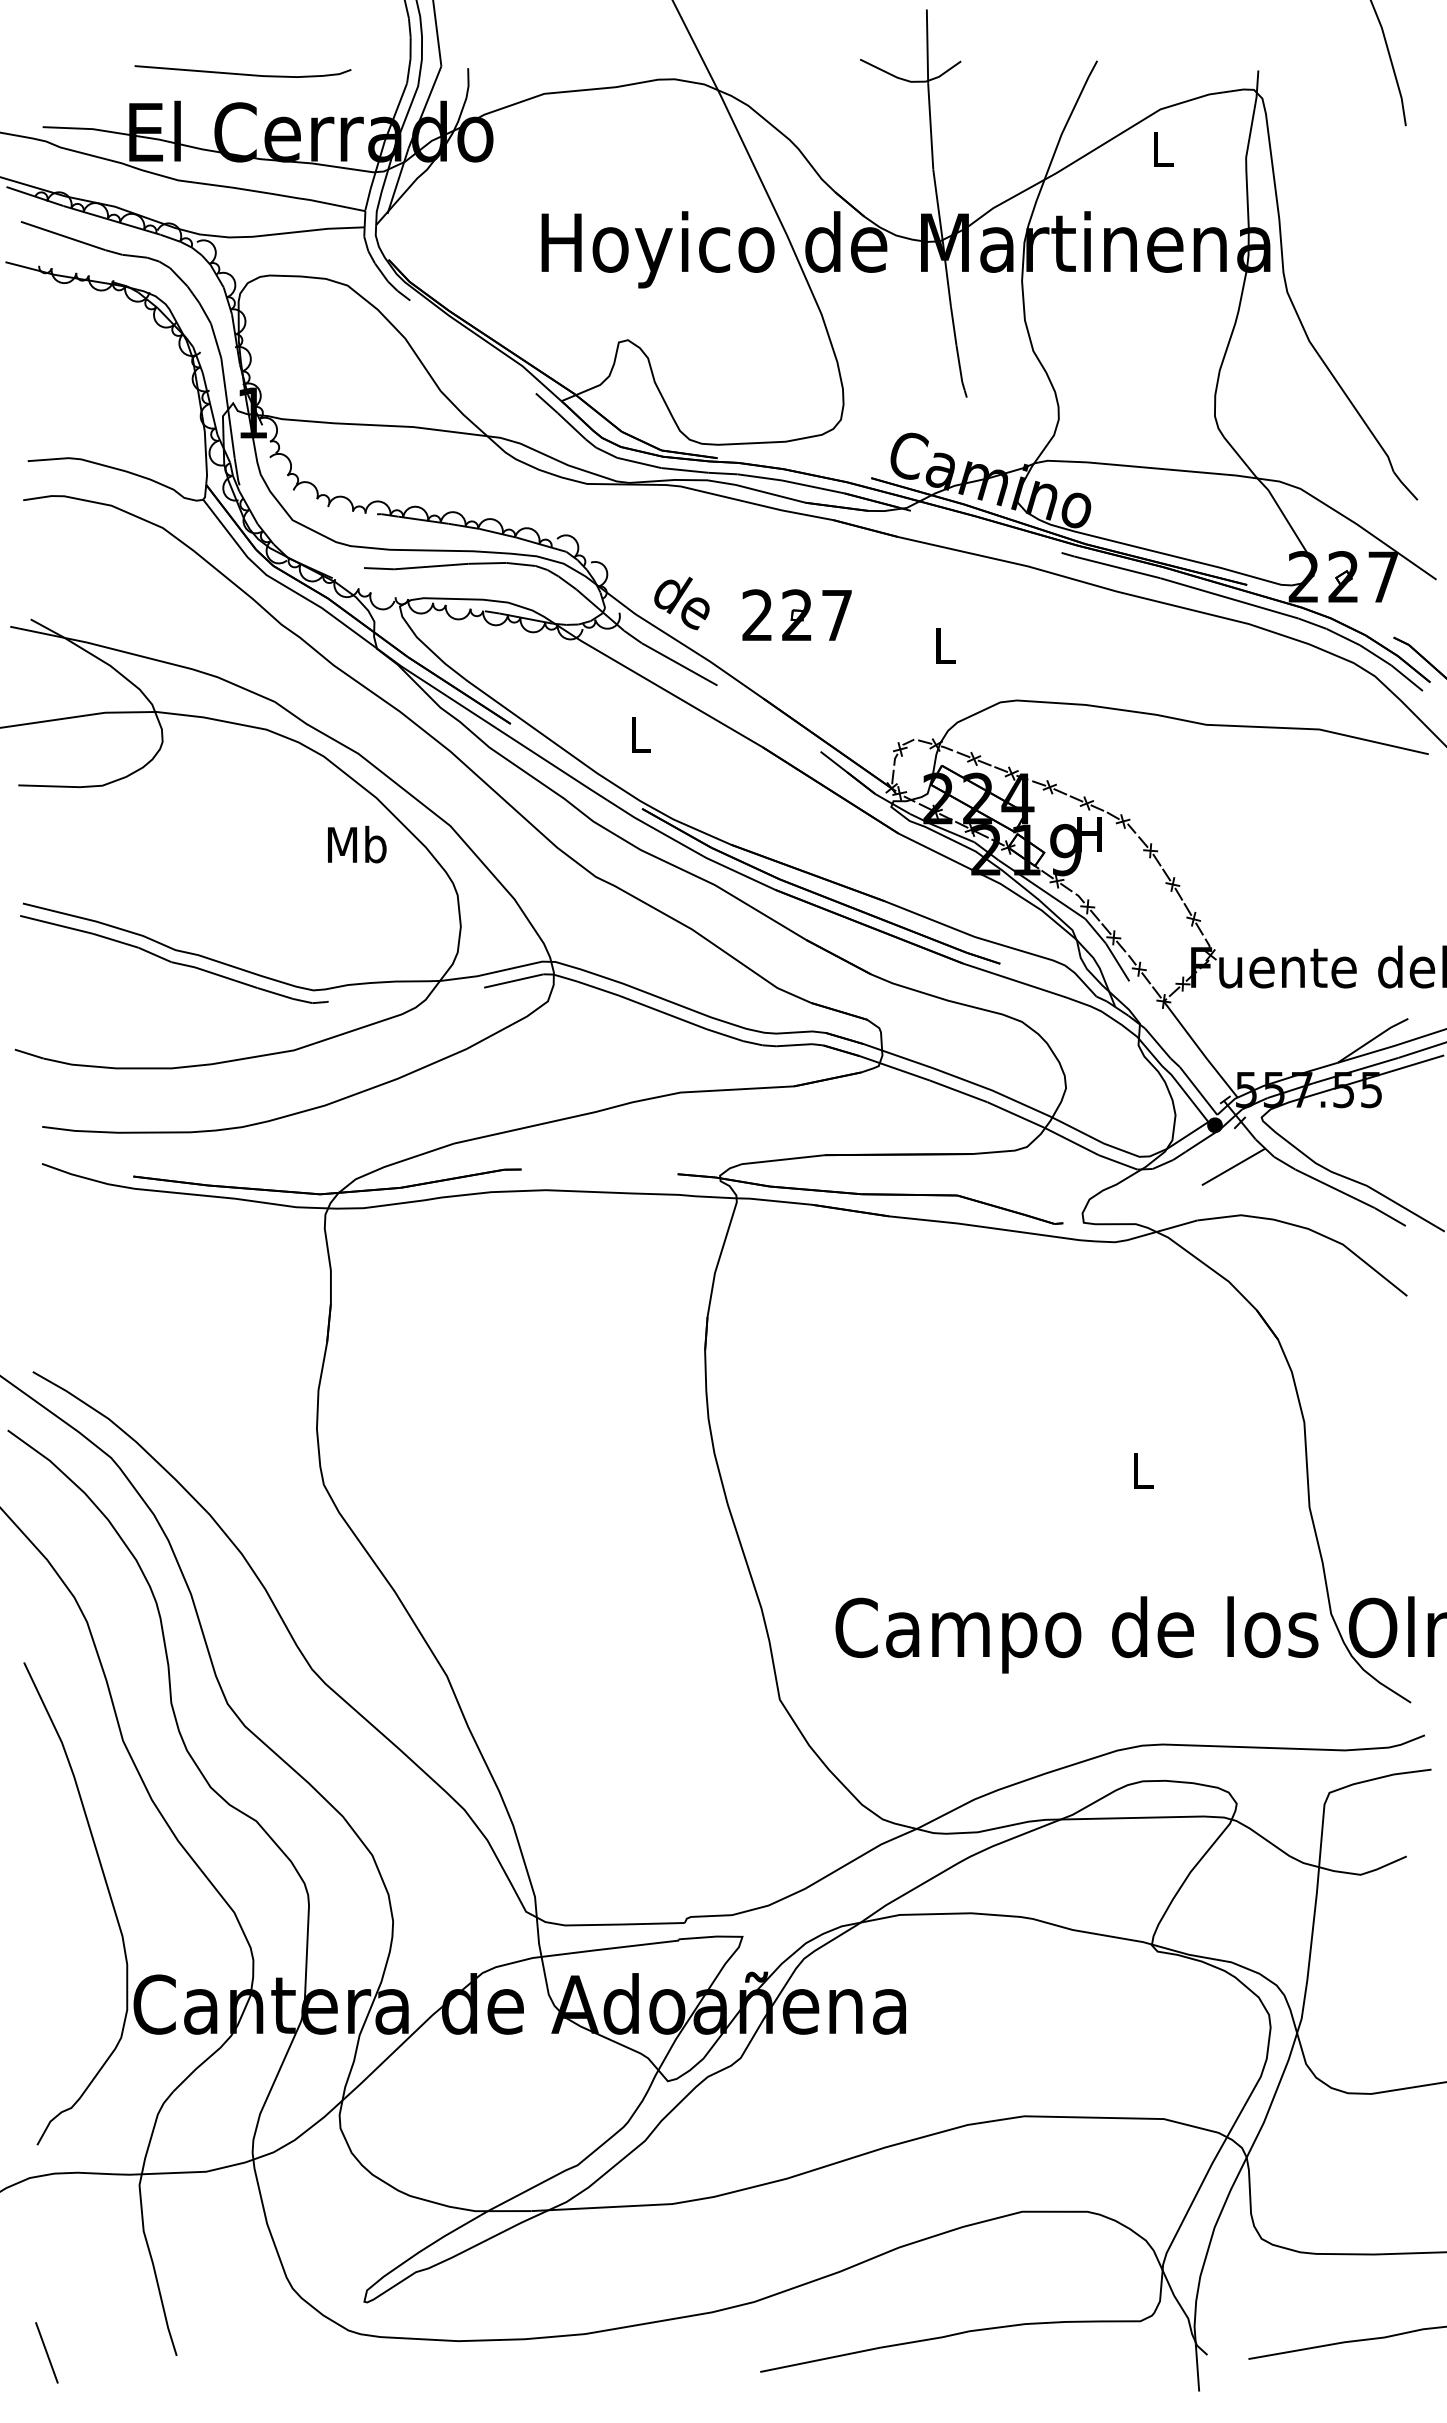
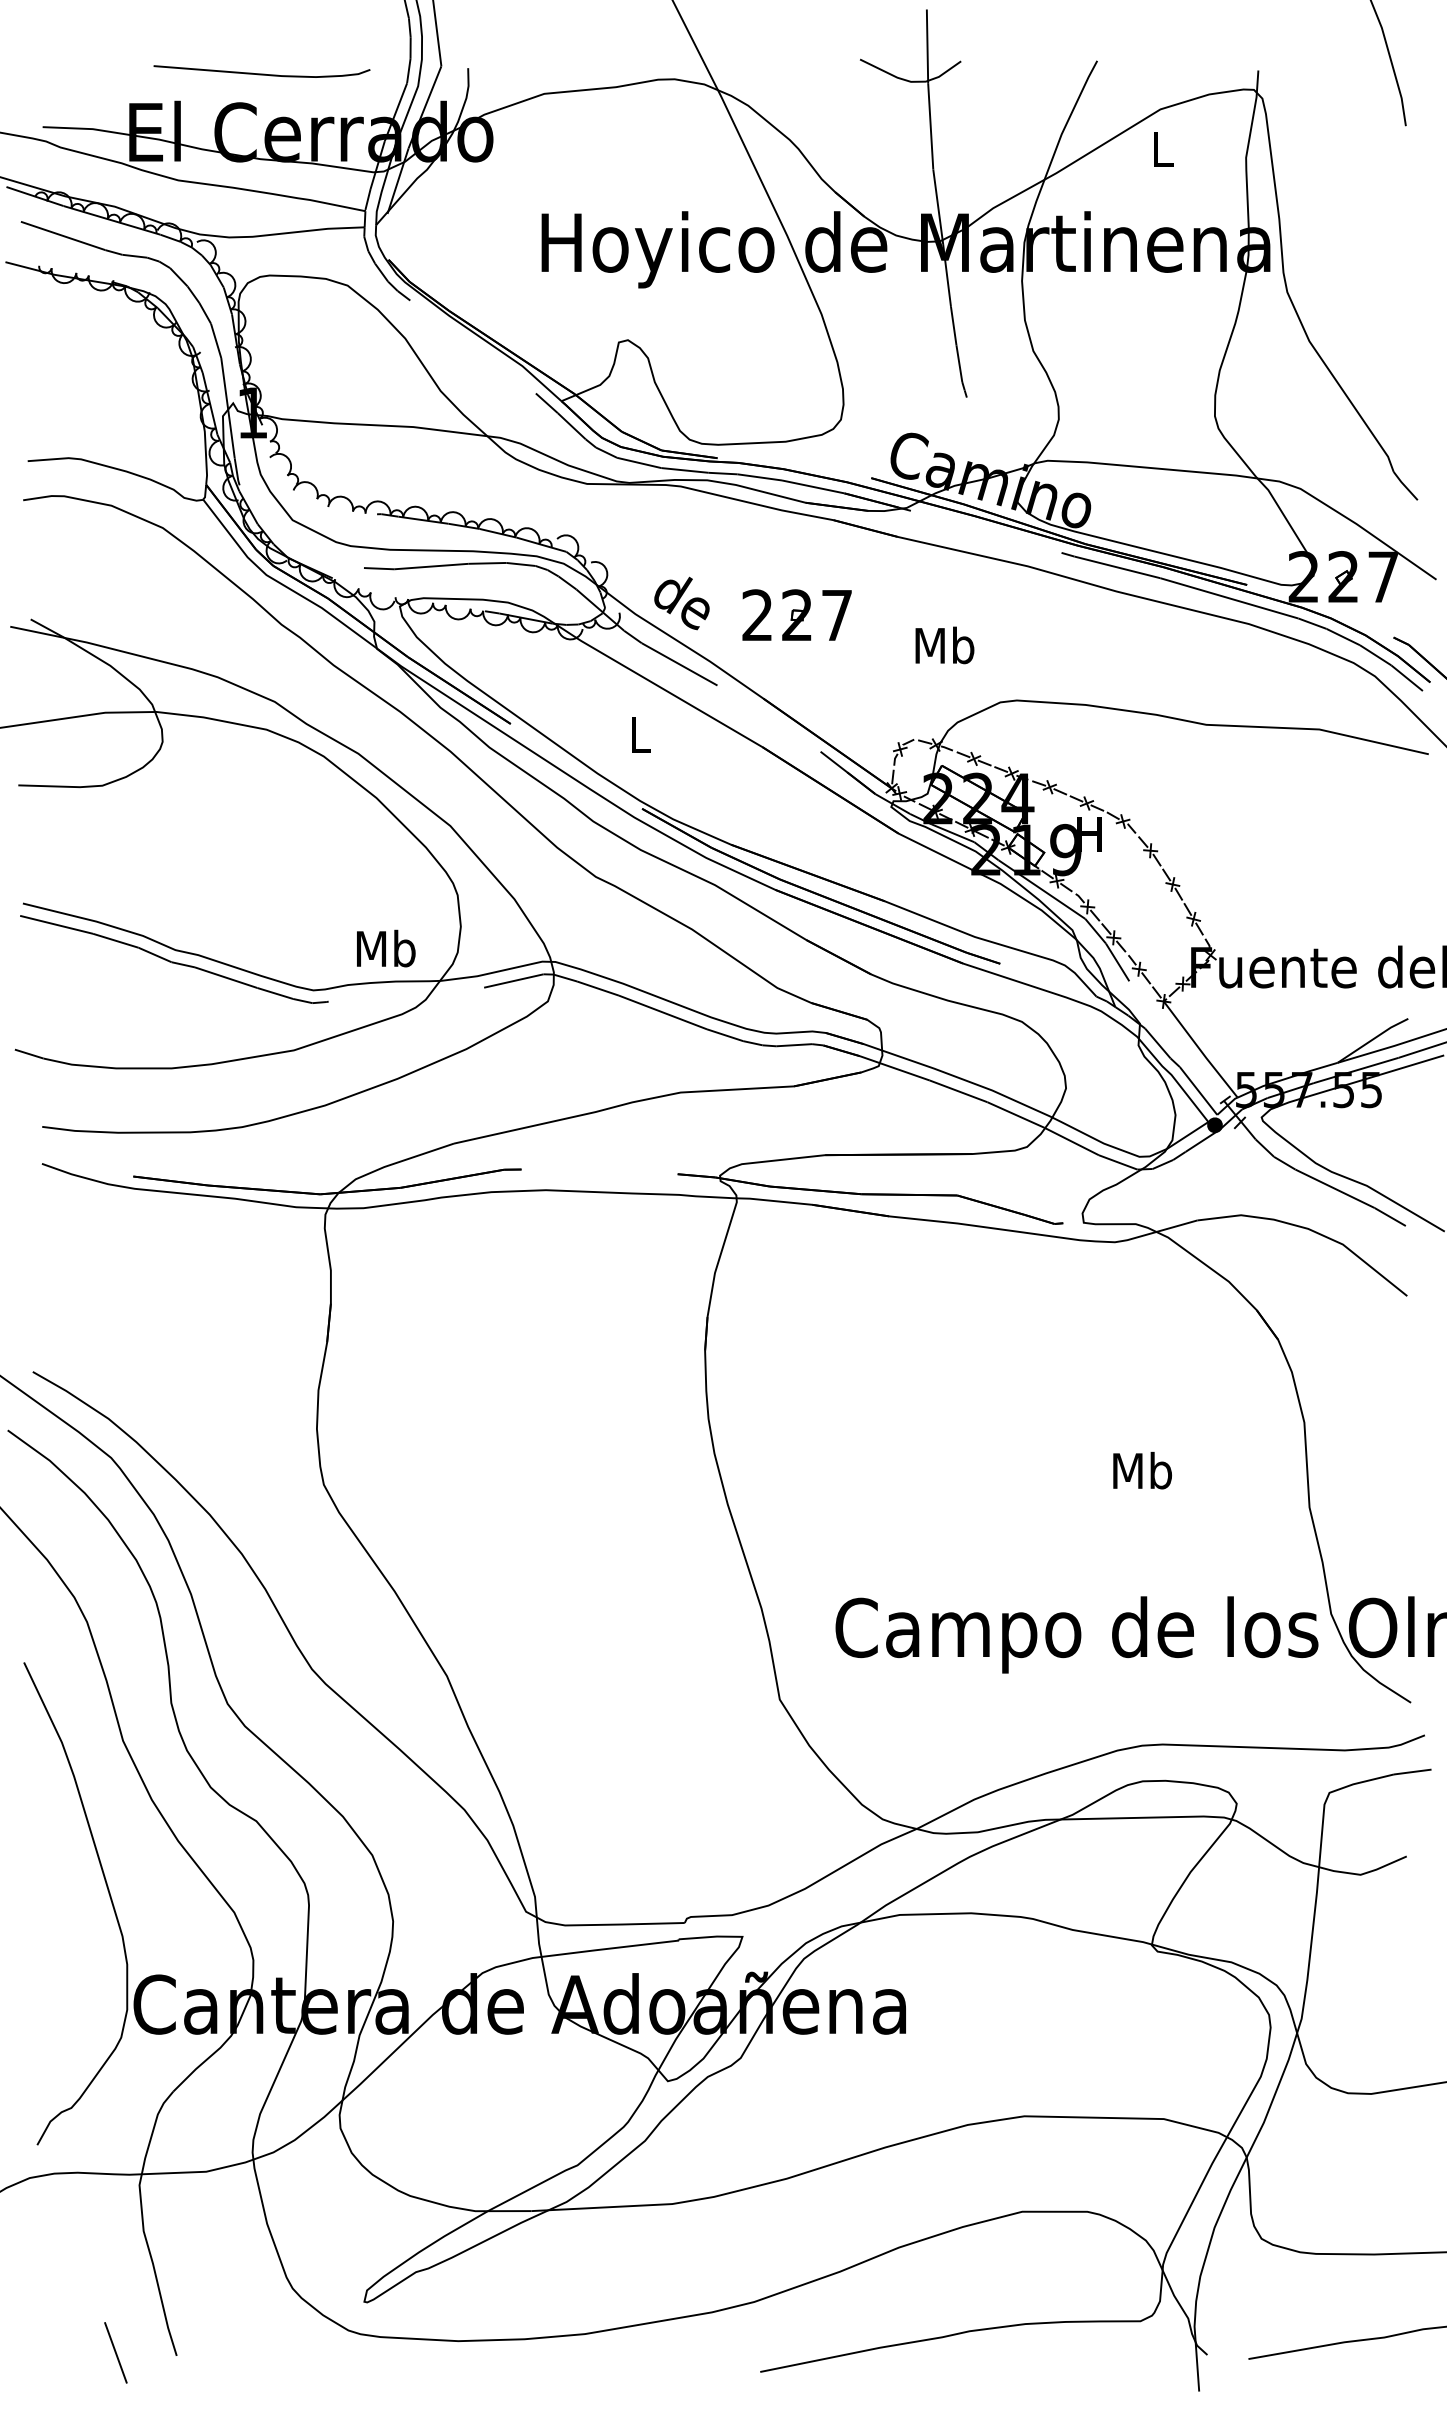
curve position: (242, 73) -> (261, 73) (261, 73)
text: L -> Mb (944, 645)
text position: (357, 844) -> (386, 948) (386, 948)
line: present -> none (1233, 1166)
text: L -> Mb (1142, 1470)
line position: (46, 2352) -> (115, 2352) (115, 2352)
